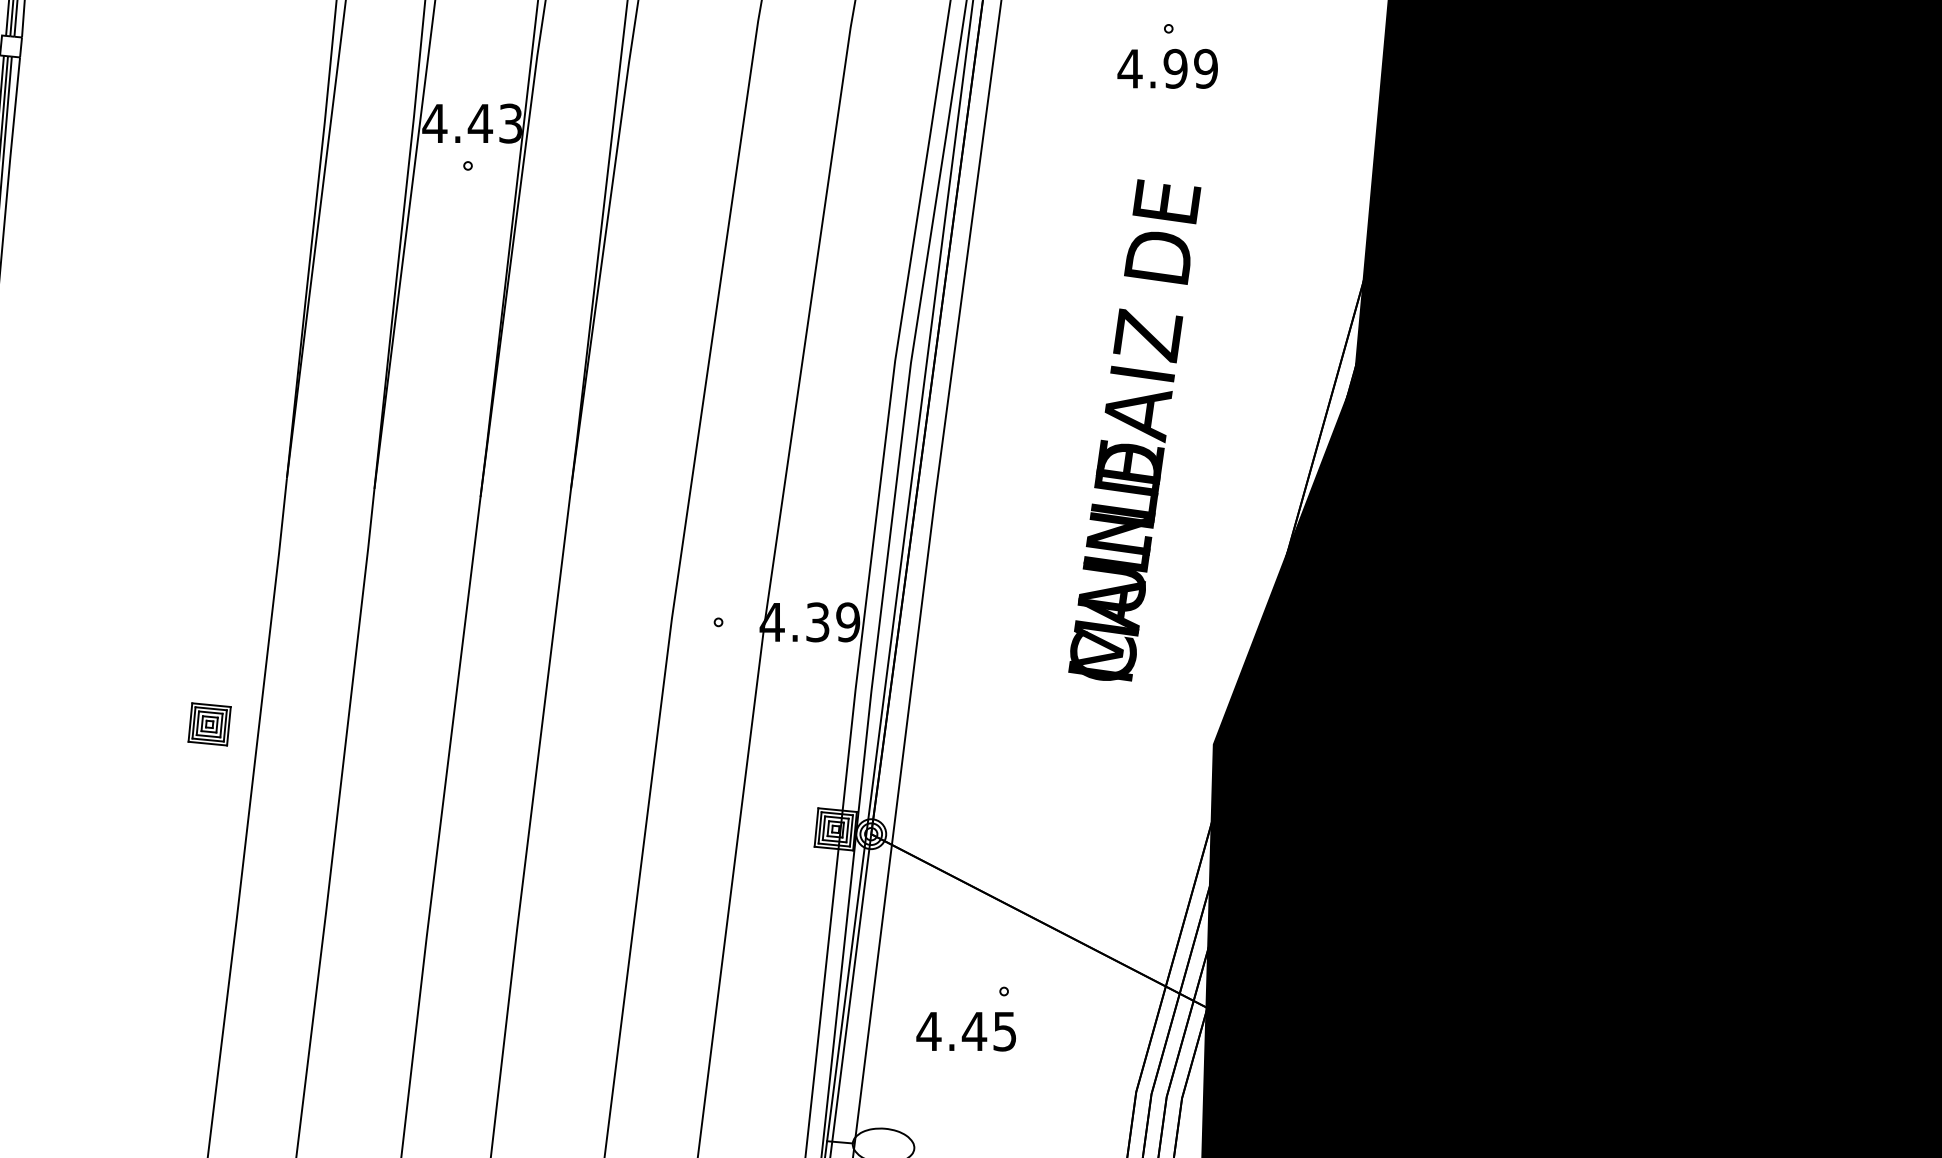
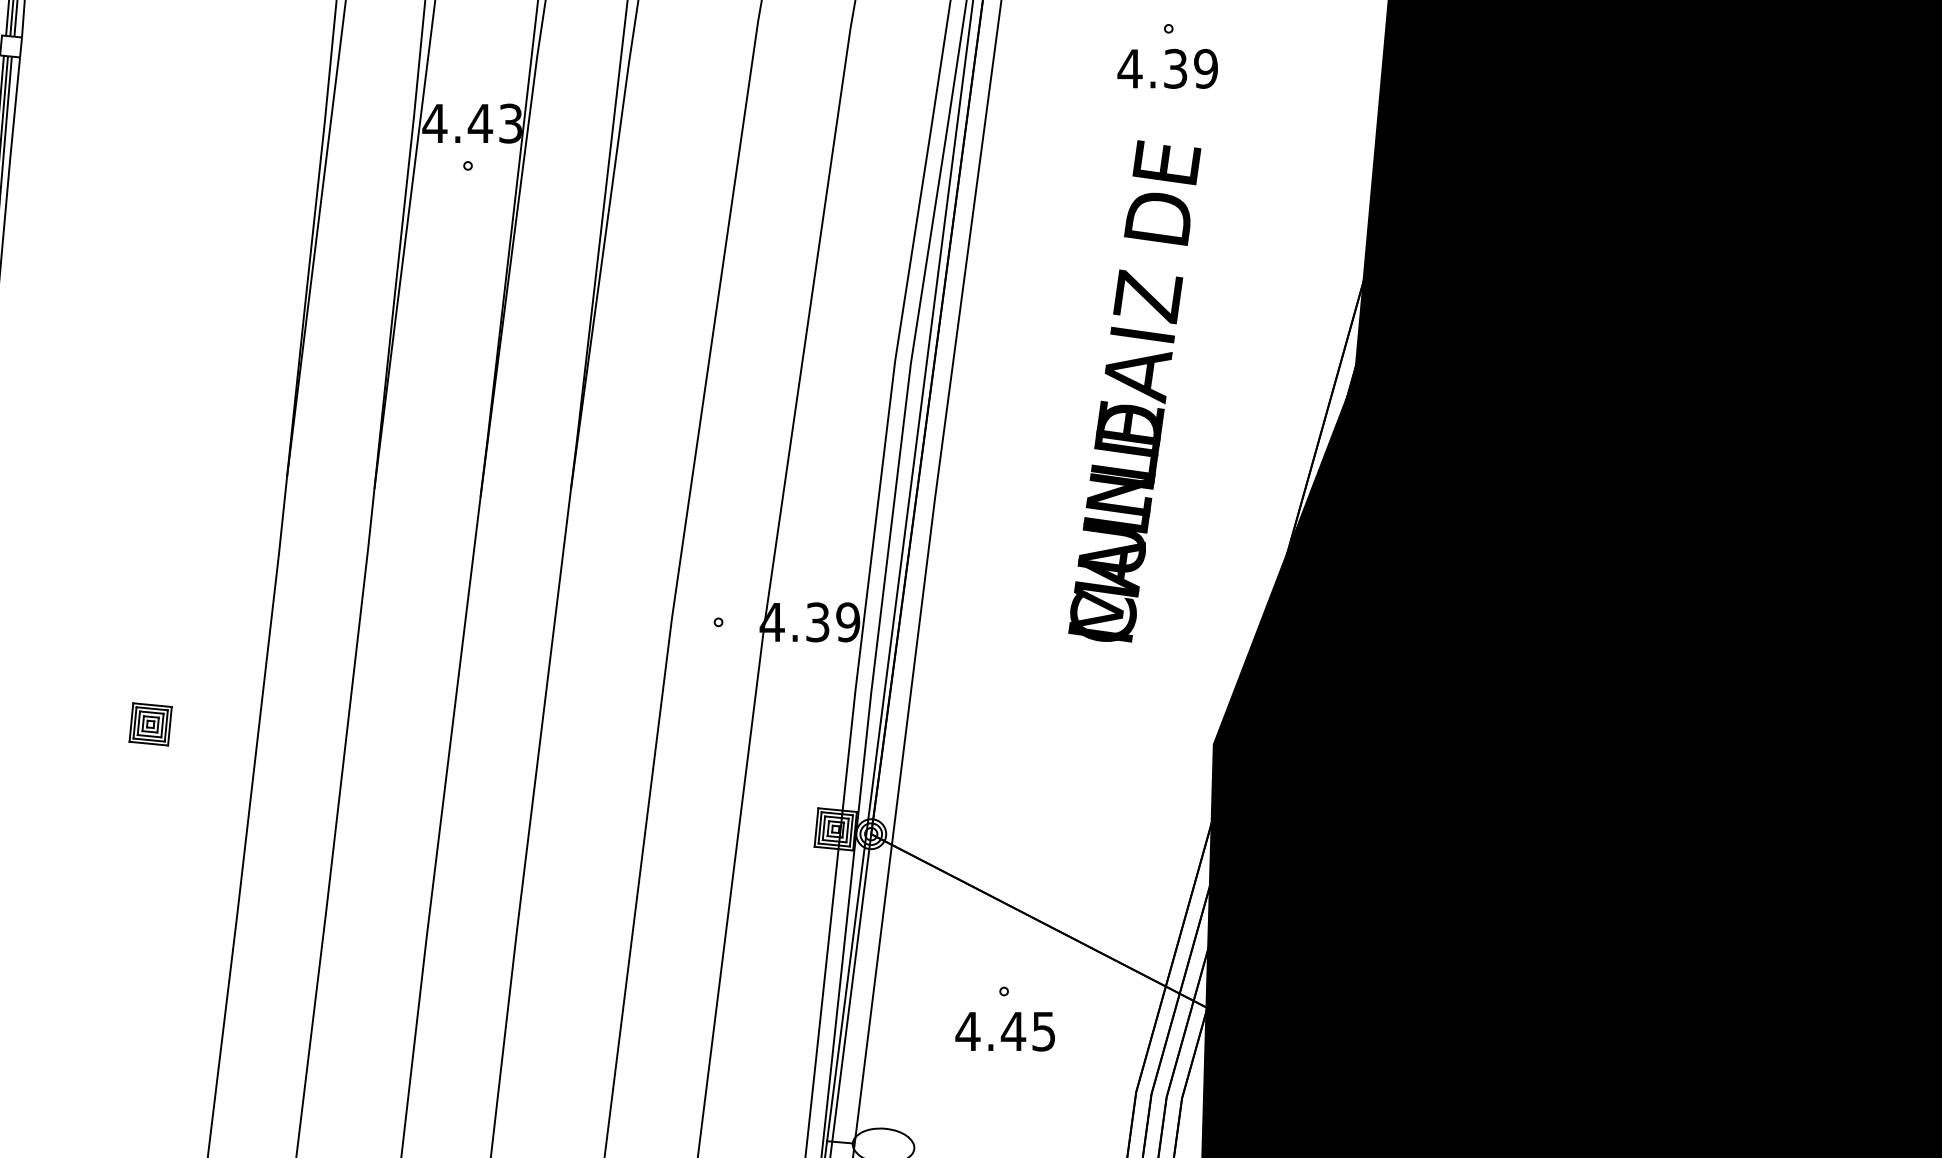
text: 4.99 -> 4.39 (1175, 68)
text position: (1134, 430) -> (1134, 391) (1134, 391)
part position: (209, 724) -> (150, 724) (150, 724)
text position: (965, 1031) -> (1004, 1031) (1004, 1031)
